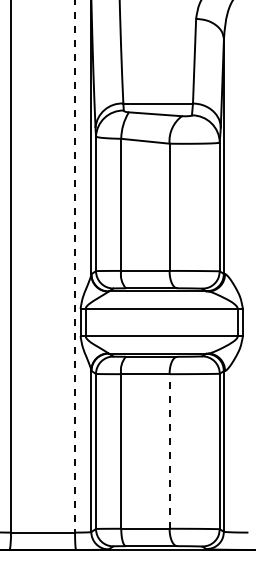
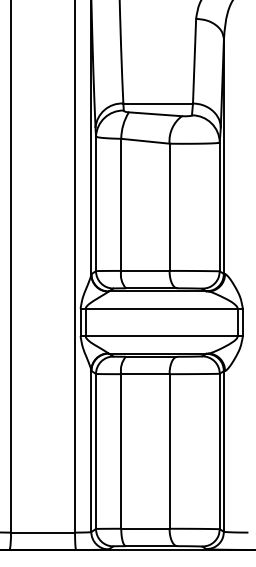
line: dashed -> solid (75, 266)
line: dashed -> solid (169, 450)
